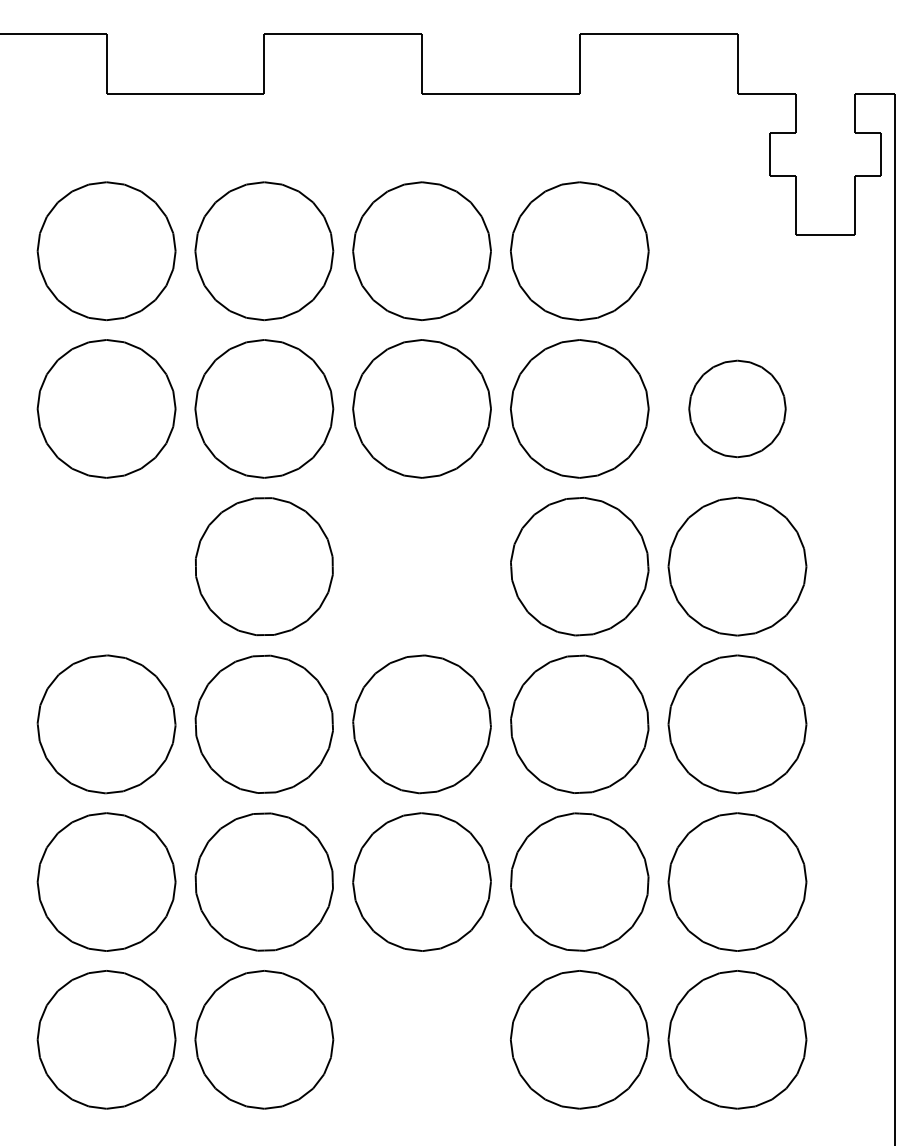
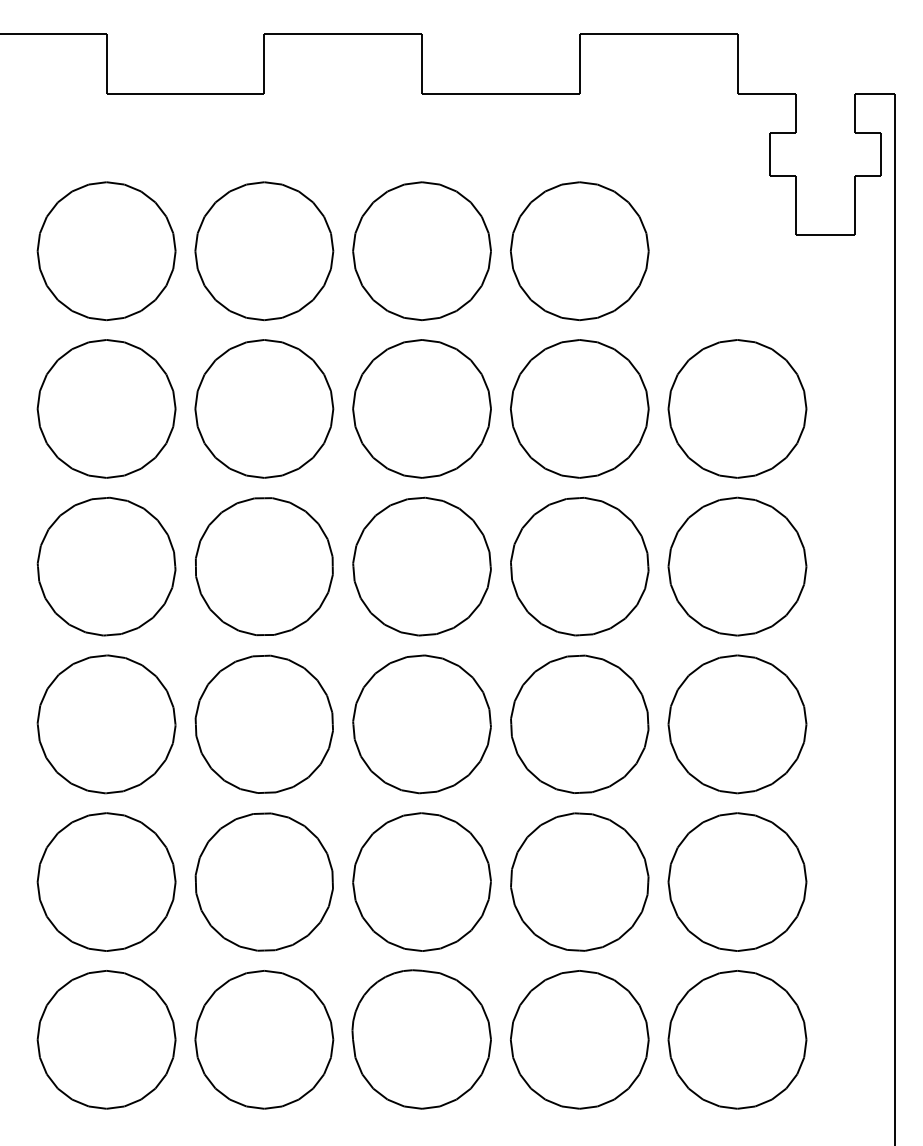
part size: 99x100 px -> 141x140 px (737, 408)
part: none -> present (106, 566)
part: none -> present (421, 566)
part: none -> present (421, 1039)
